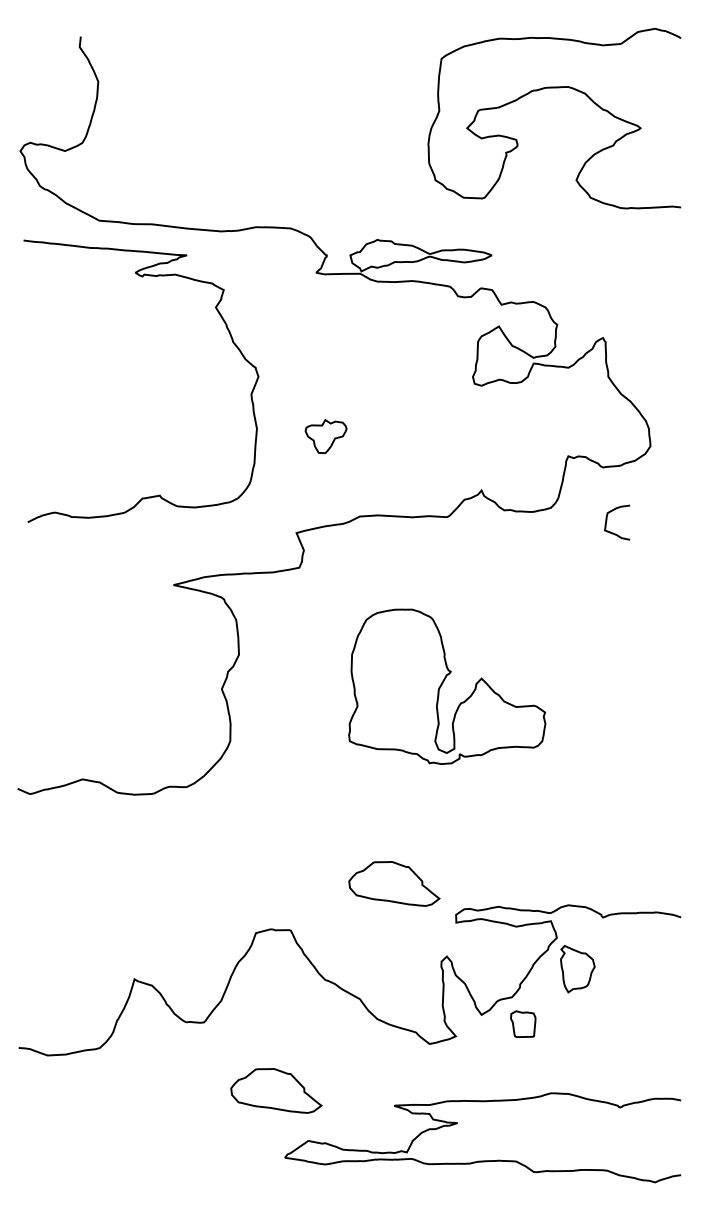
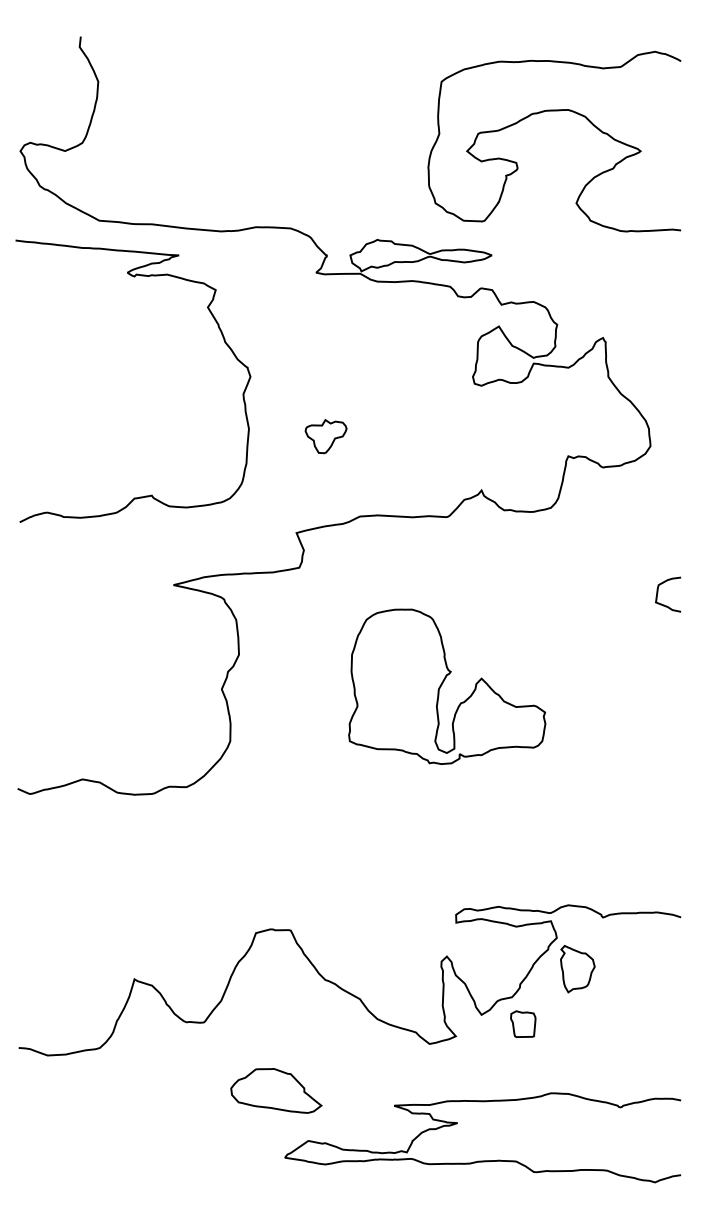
curve position: (554, 88) -> (554, 111) (554, 111)
curve position: (231, 340) -> (223, 340) (223, 340)
curve position: (607, 521) -> (658, 593) (658, 593)
part: present -> none (394, 883)
